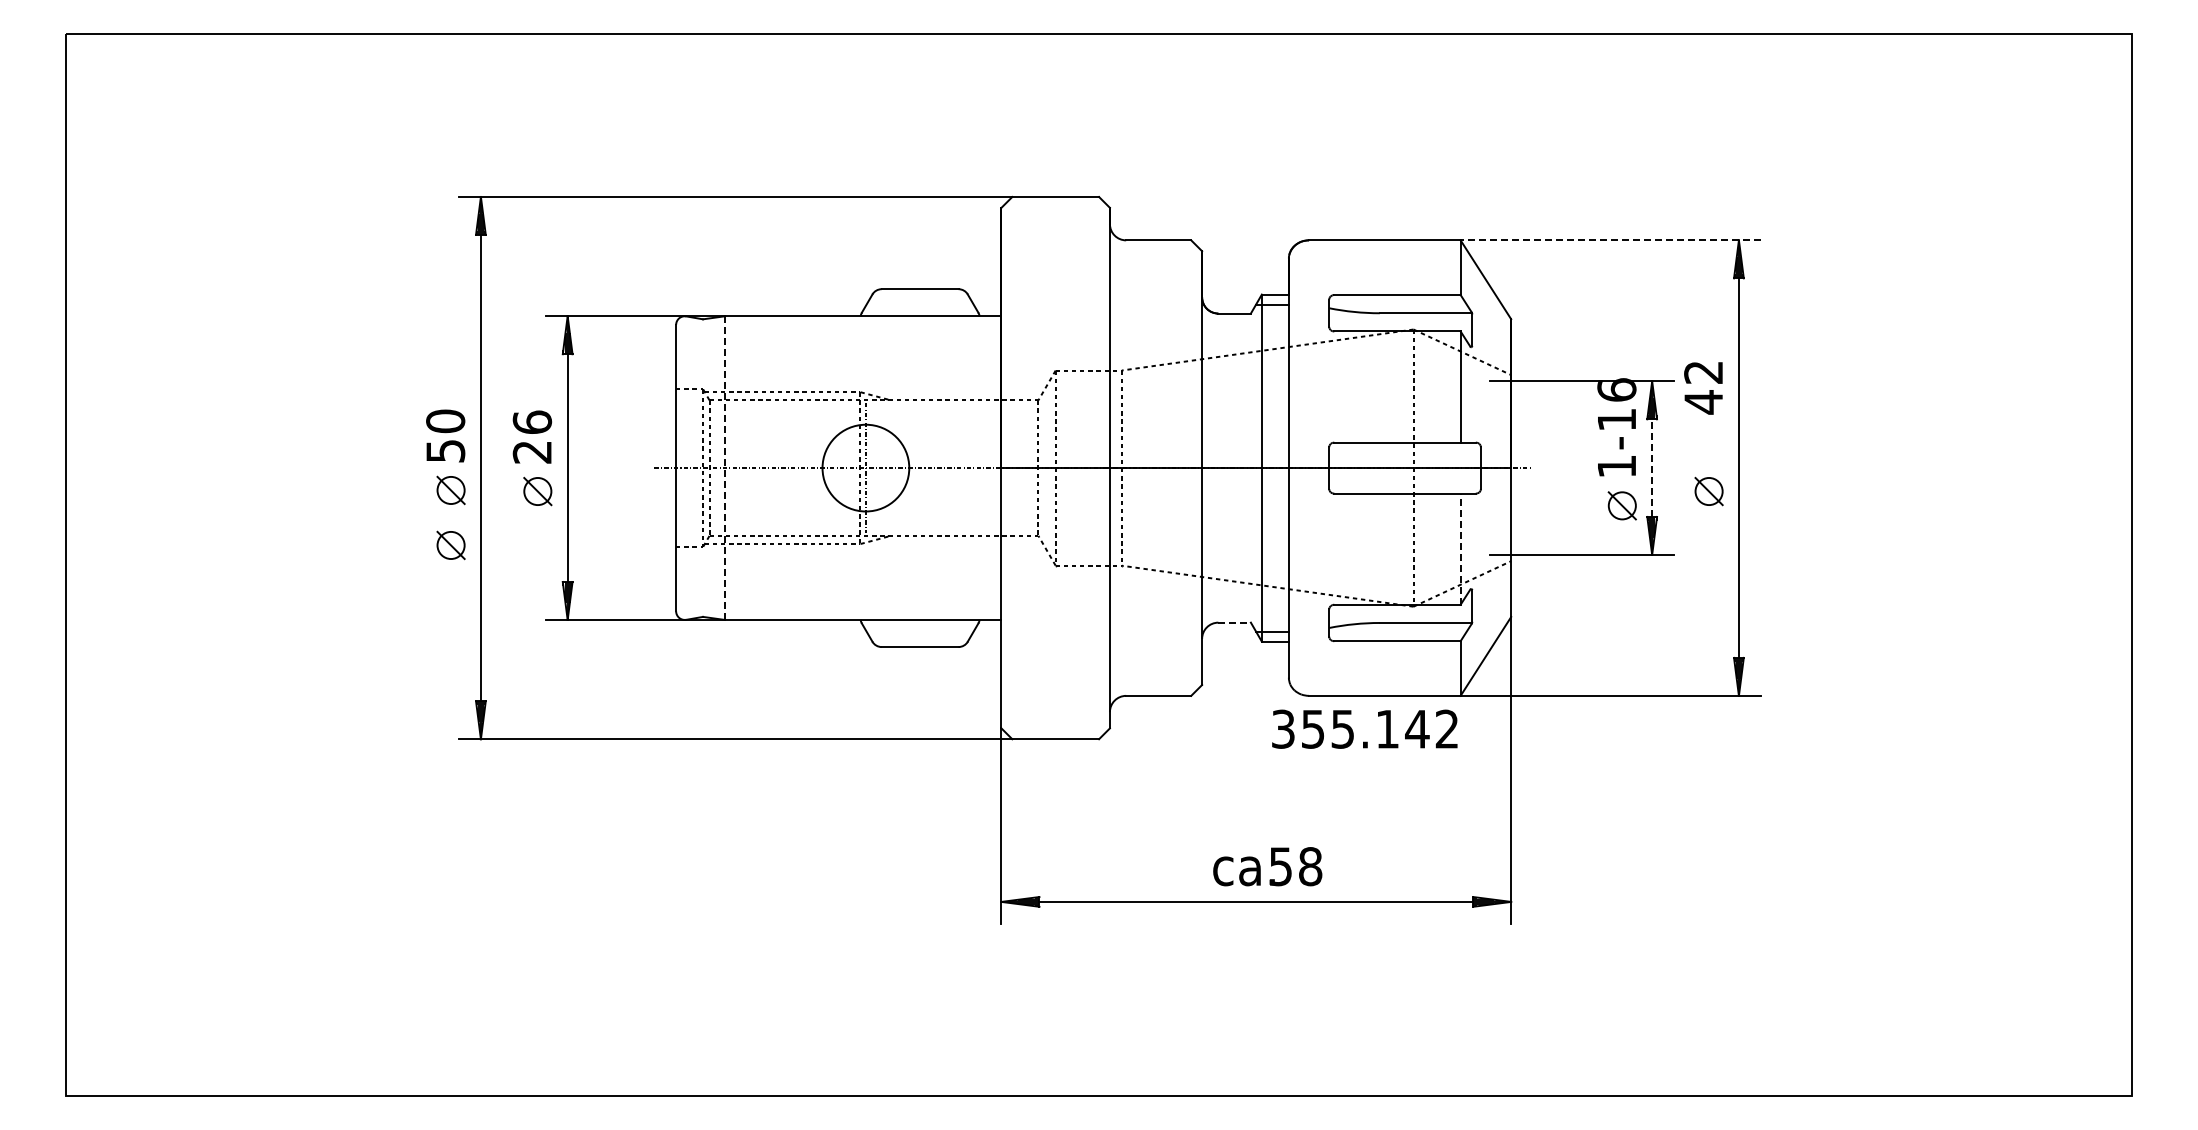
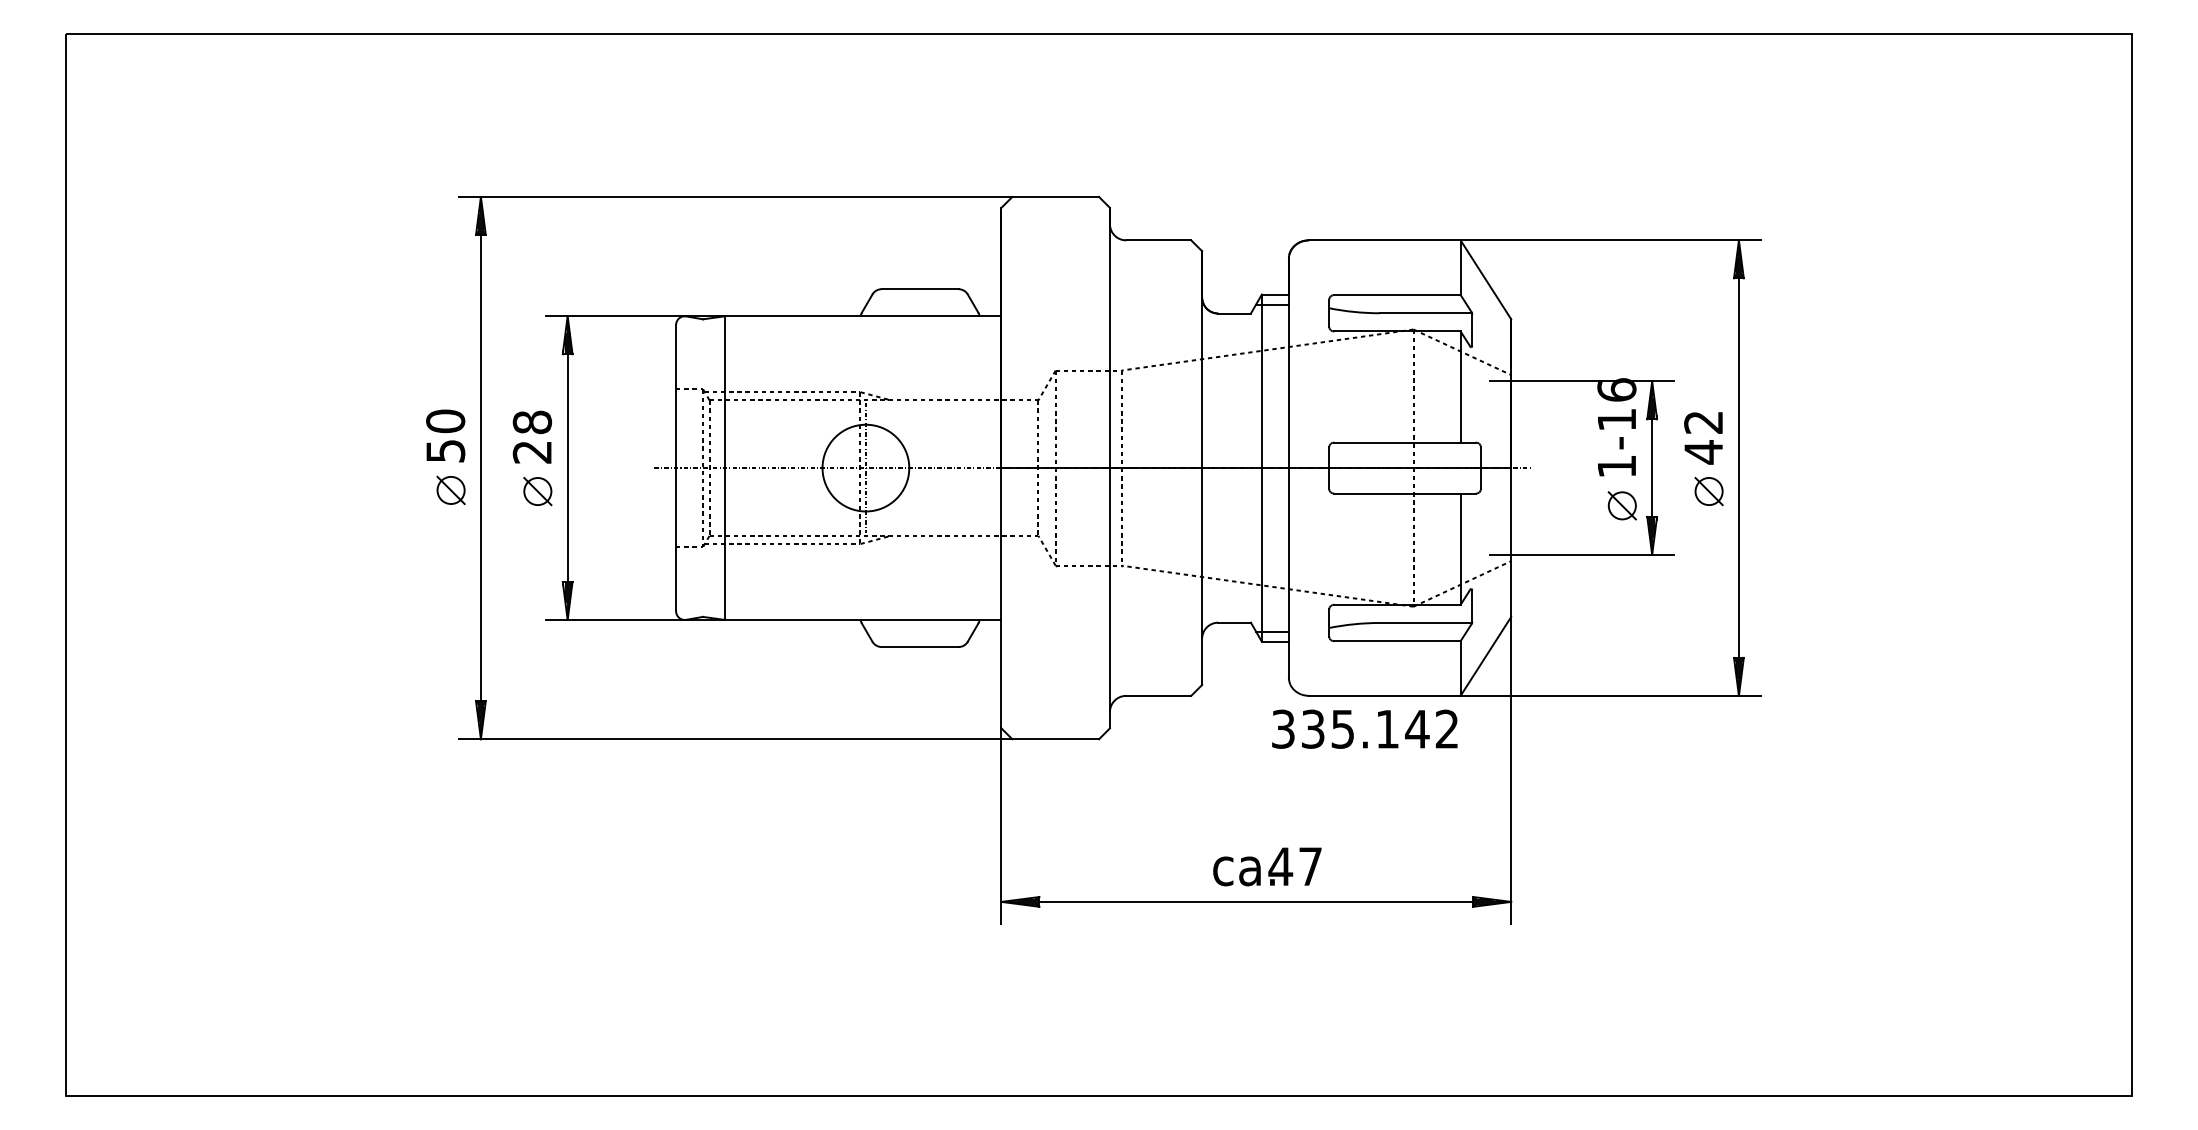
line: dashed -> solid (1610, 240)
text position: (1703, 388) -> (1703, 438) (1703, 438)
text: 26 -> 28 (531, 422)
line: dashed -> solid (724, 468)
line: dashed -> solid (1652, 468)
part: present -> none (450, 545)
line: dashed -> solid (1460, 549)
line: dashed -> solid (1235, 622)
text: 355.142 -> 335.142 (1313, 728)
text: 58 -> 47 (1295, 866)
